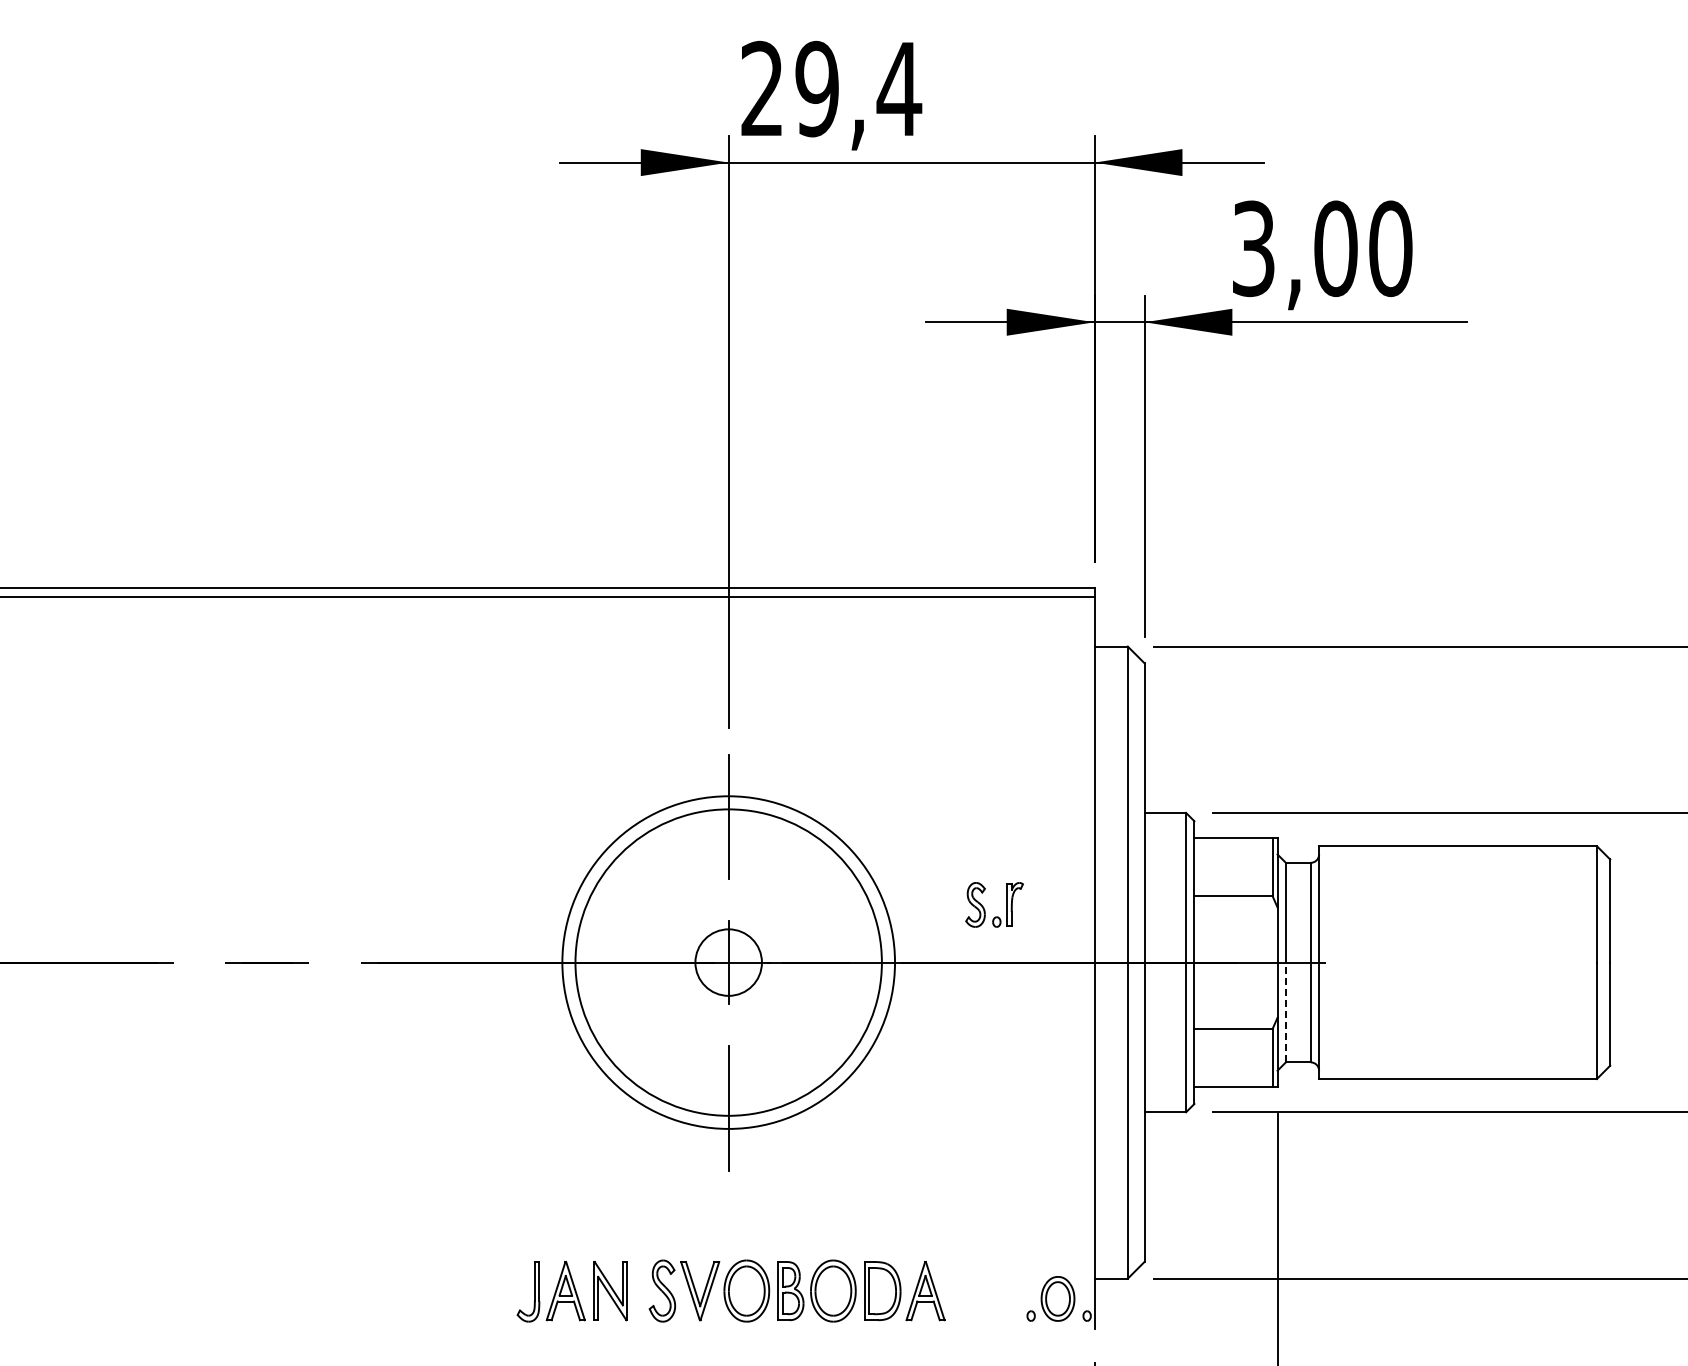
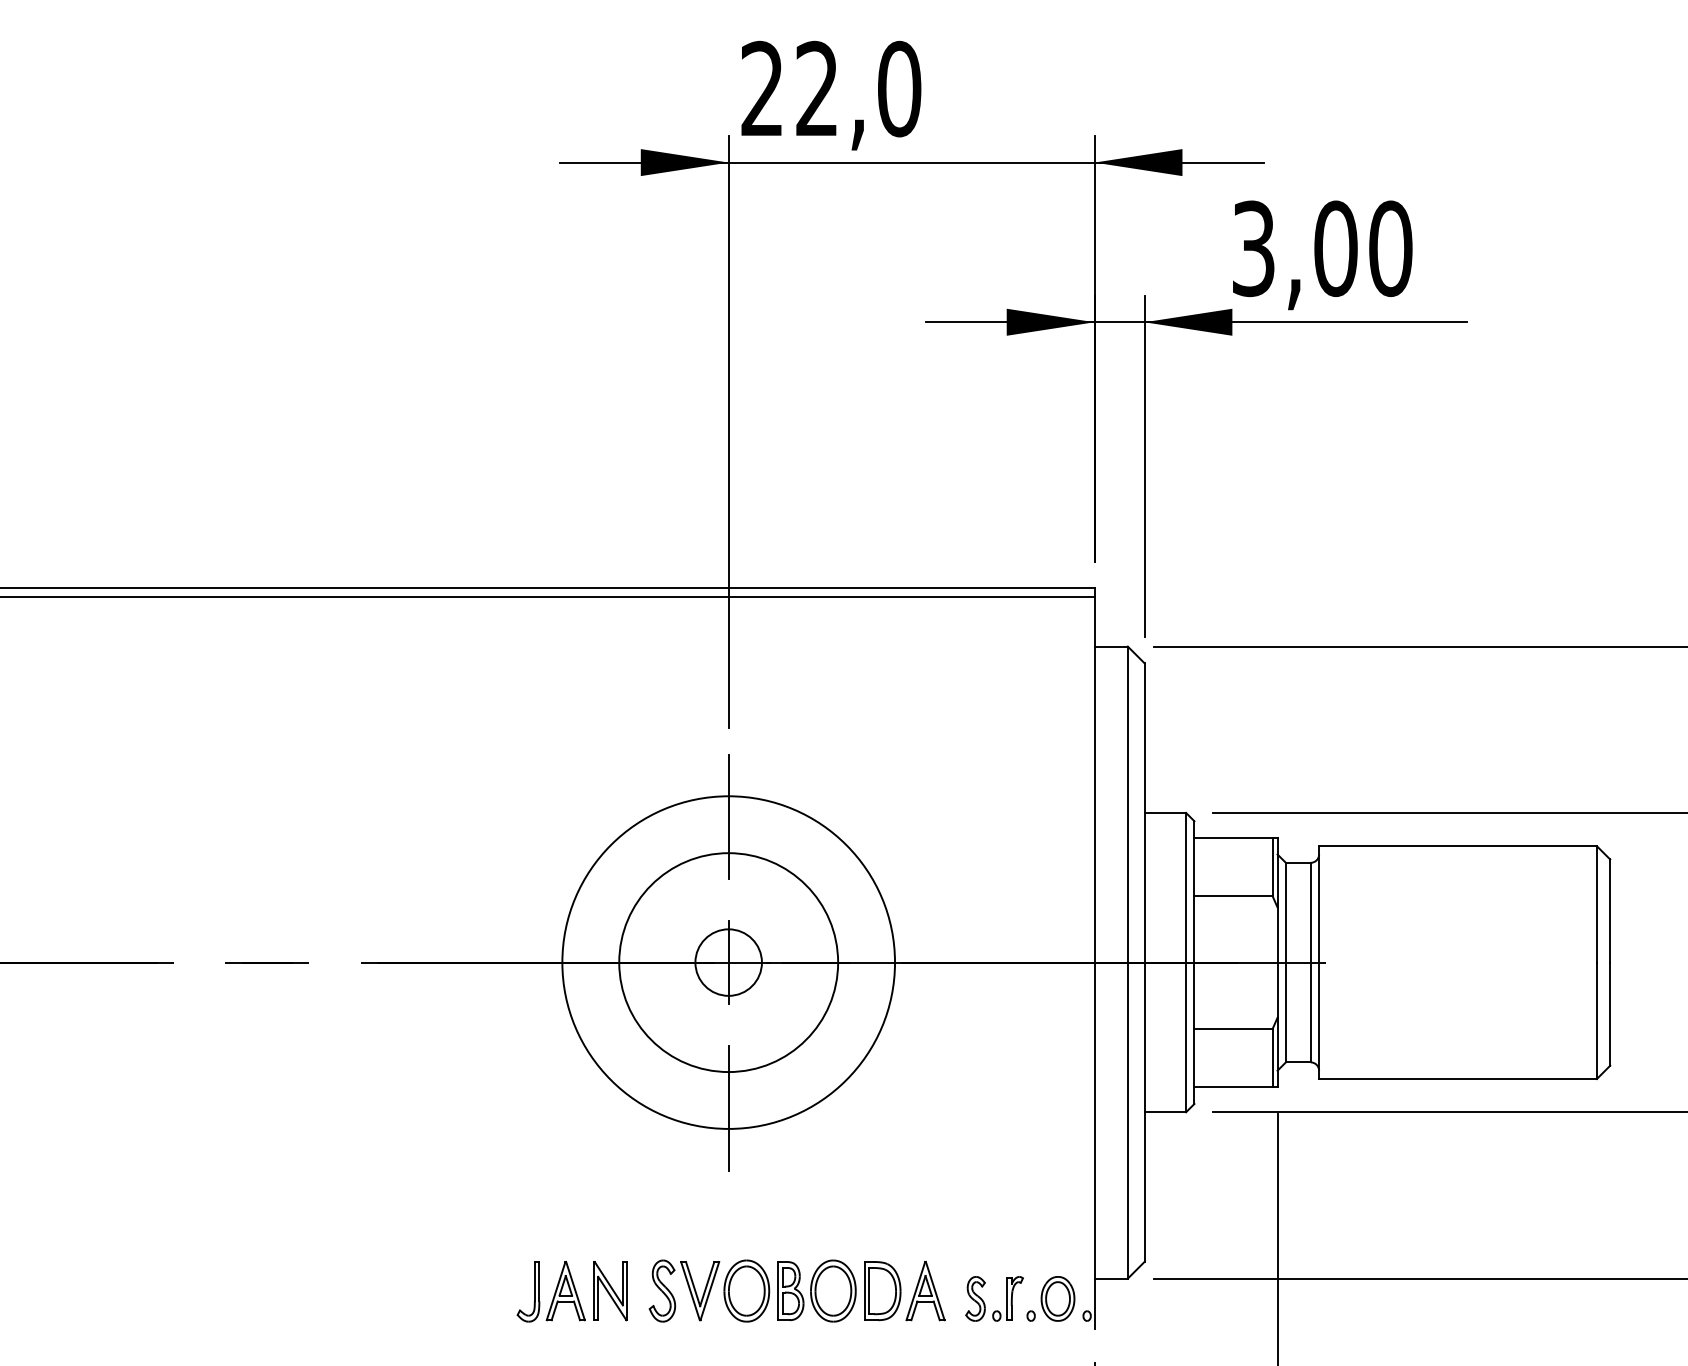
text: 29,4 -> 22,0 (858, 88)
part position: (984, 907) -> (984, 1301) (984, 1301)
circle diameter: 306 px -> 219 px (728, 962)
line: dashed -> solid (1285, 1012)
